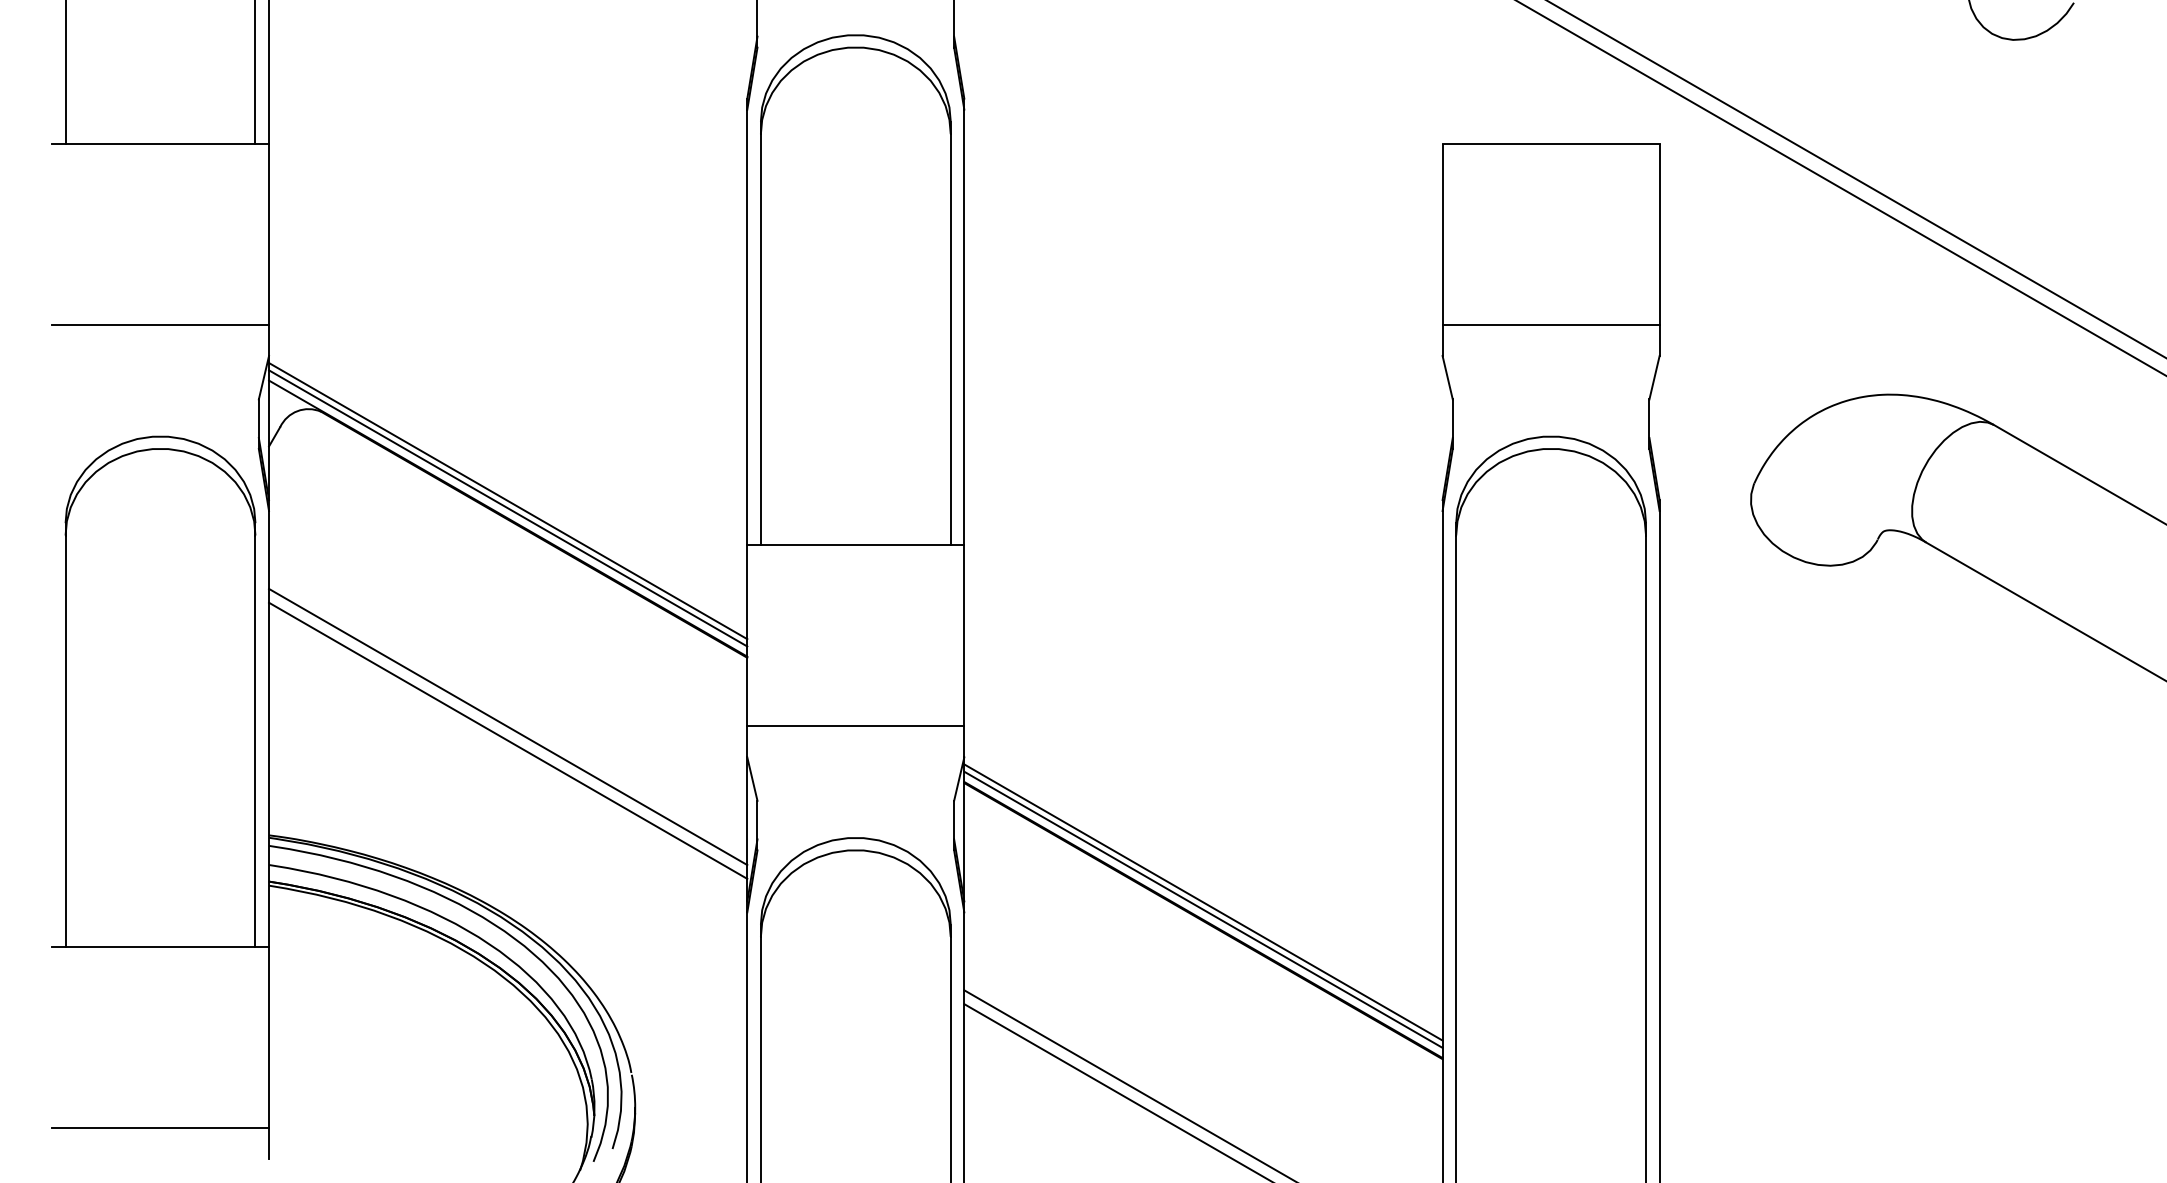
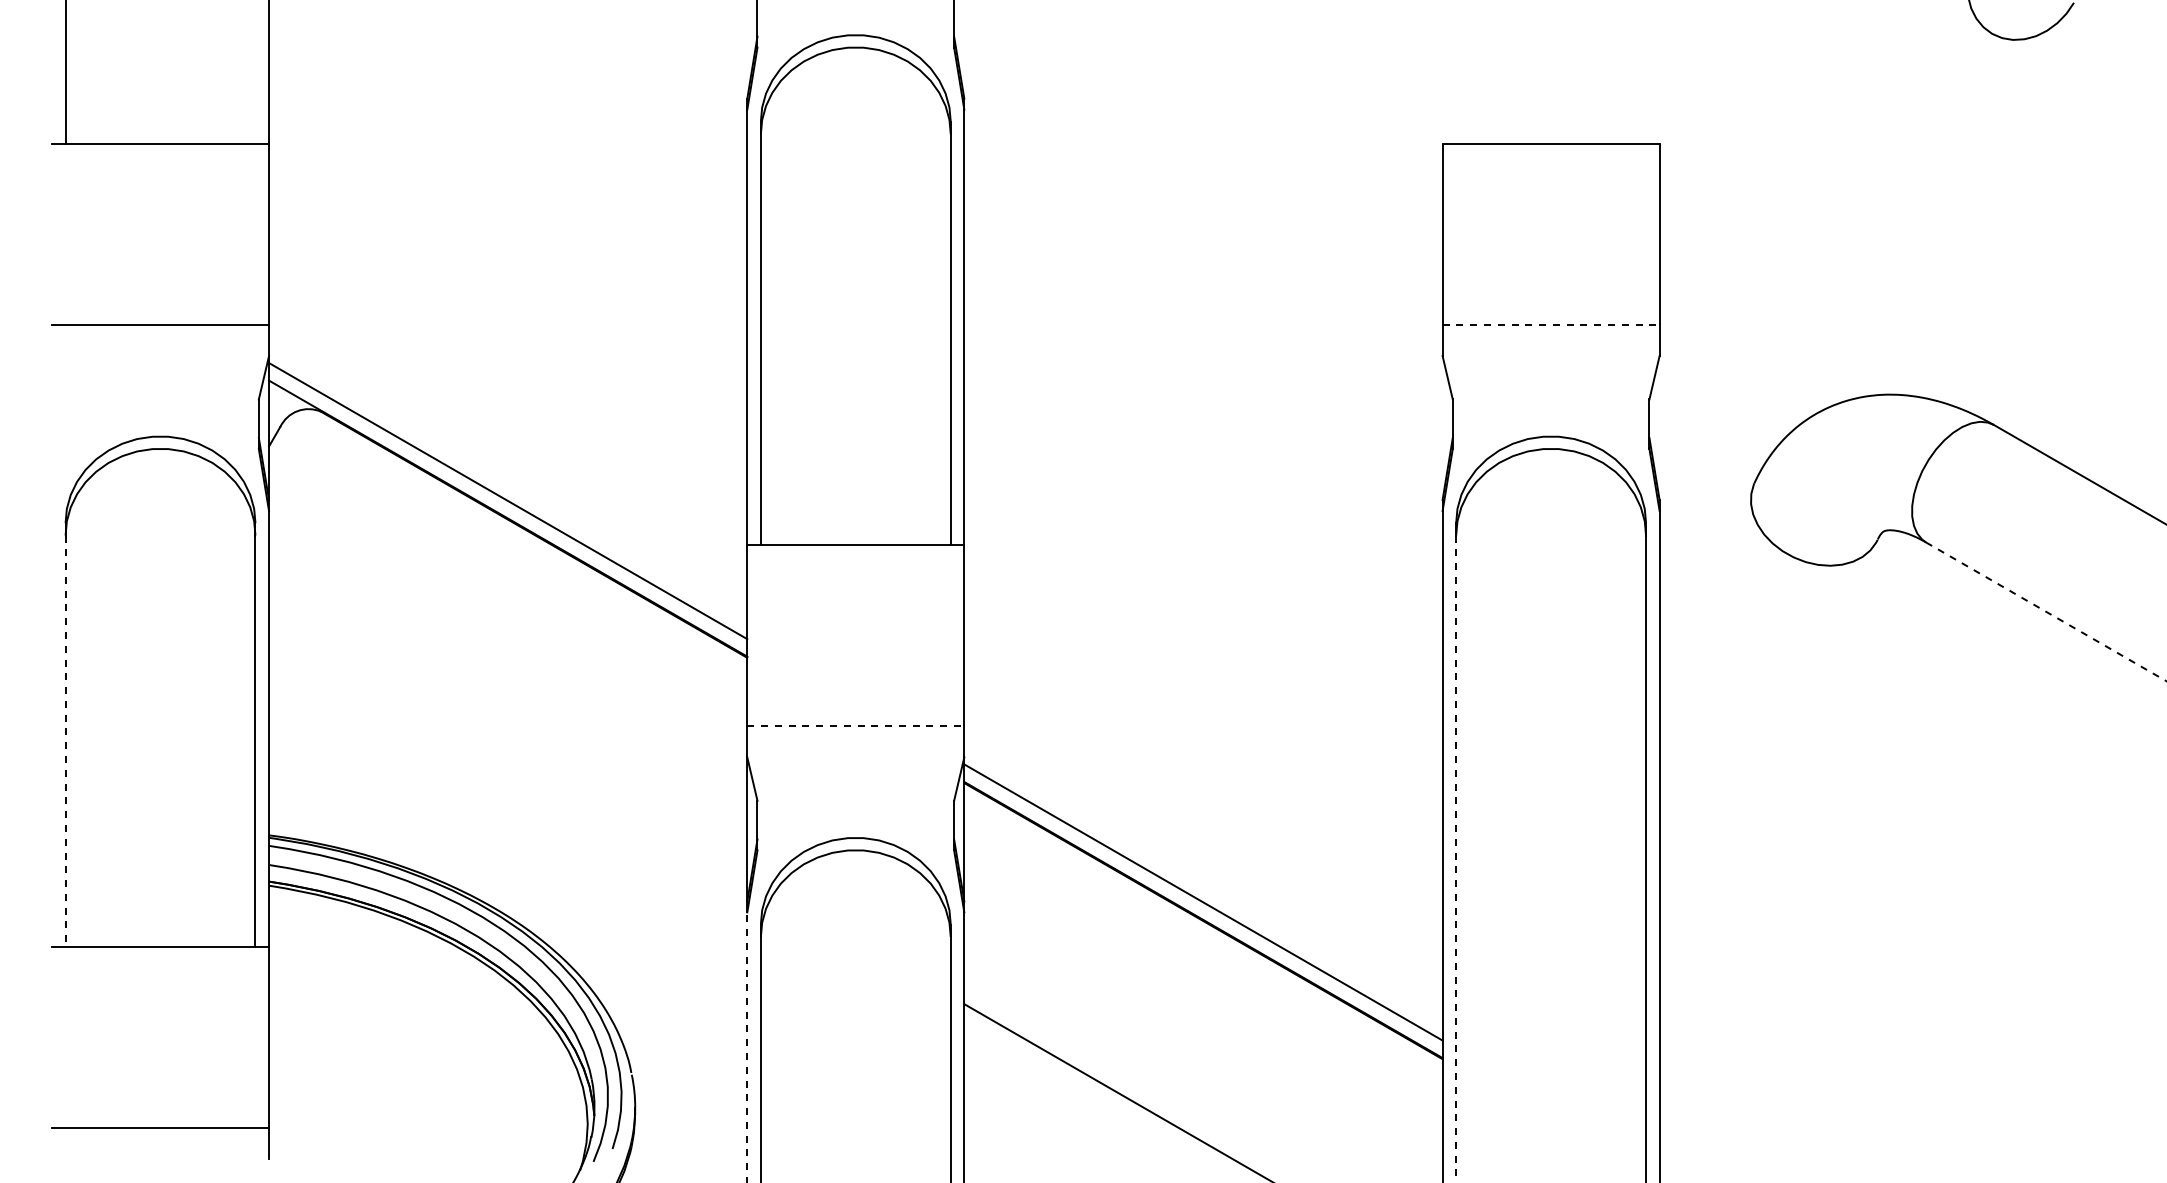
line: present -> none (255, 72)
line: present -> none (1856, 179)
line: present -> none (1840, 188)
line: solid -> dashed (1551, 325)
line: present -> none (508, 508)
line: solid -> dashed (2046, 611)
line: present -> none (508, 726)
line: solid -> dashed (855, 726)
line: present -> none (508, 740)
line: solid -> dashed (65, 741)
line: solid -> dashed (1456, 859)
line: present -> none (1203, 909)
line: solid -> dashed (747, 1047)
line: present -> none (1128, 1084)
